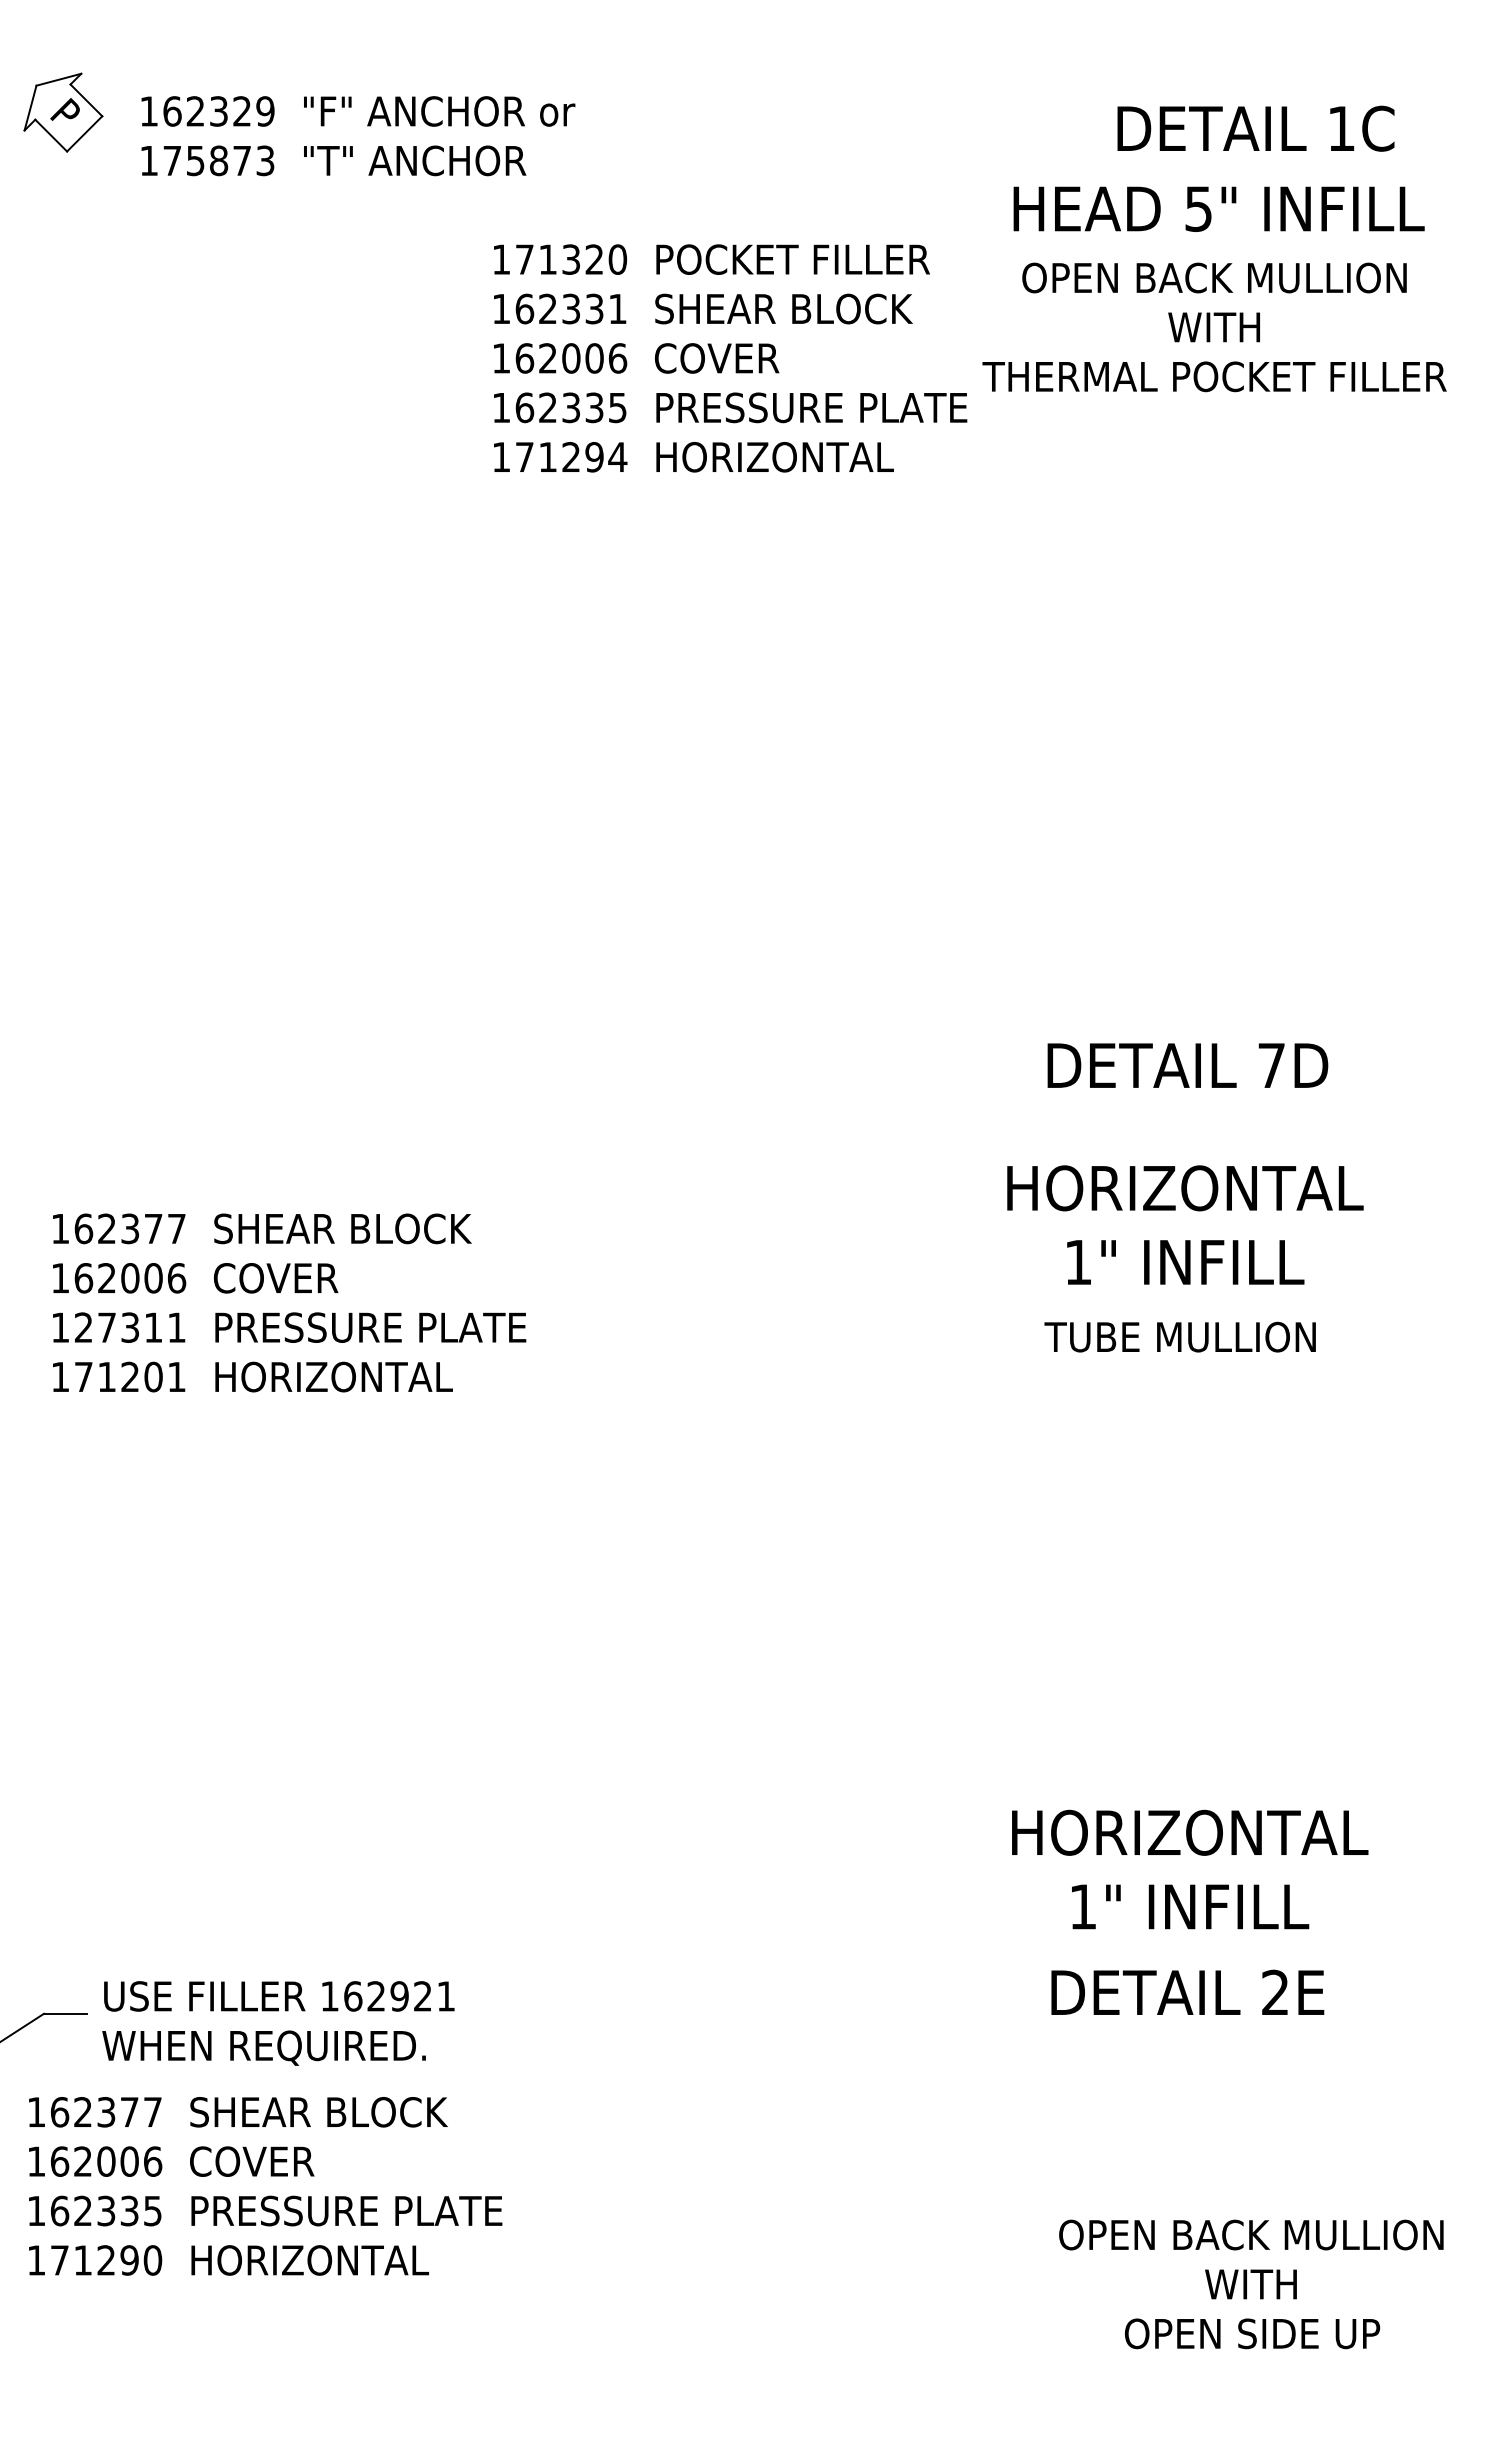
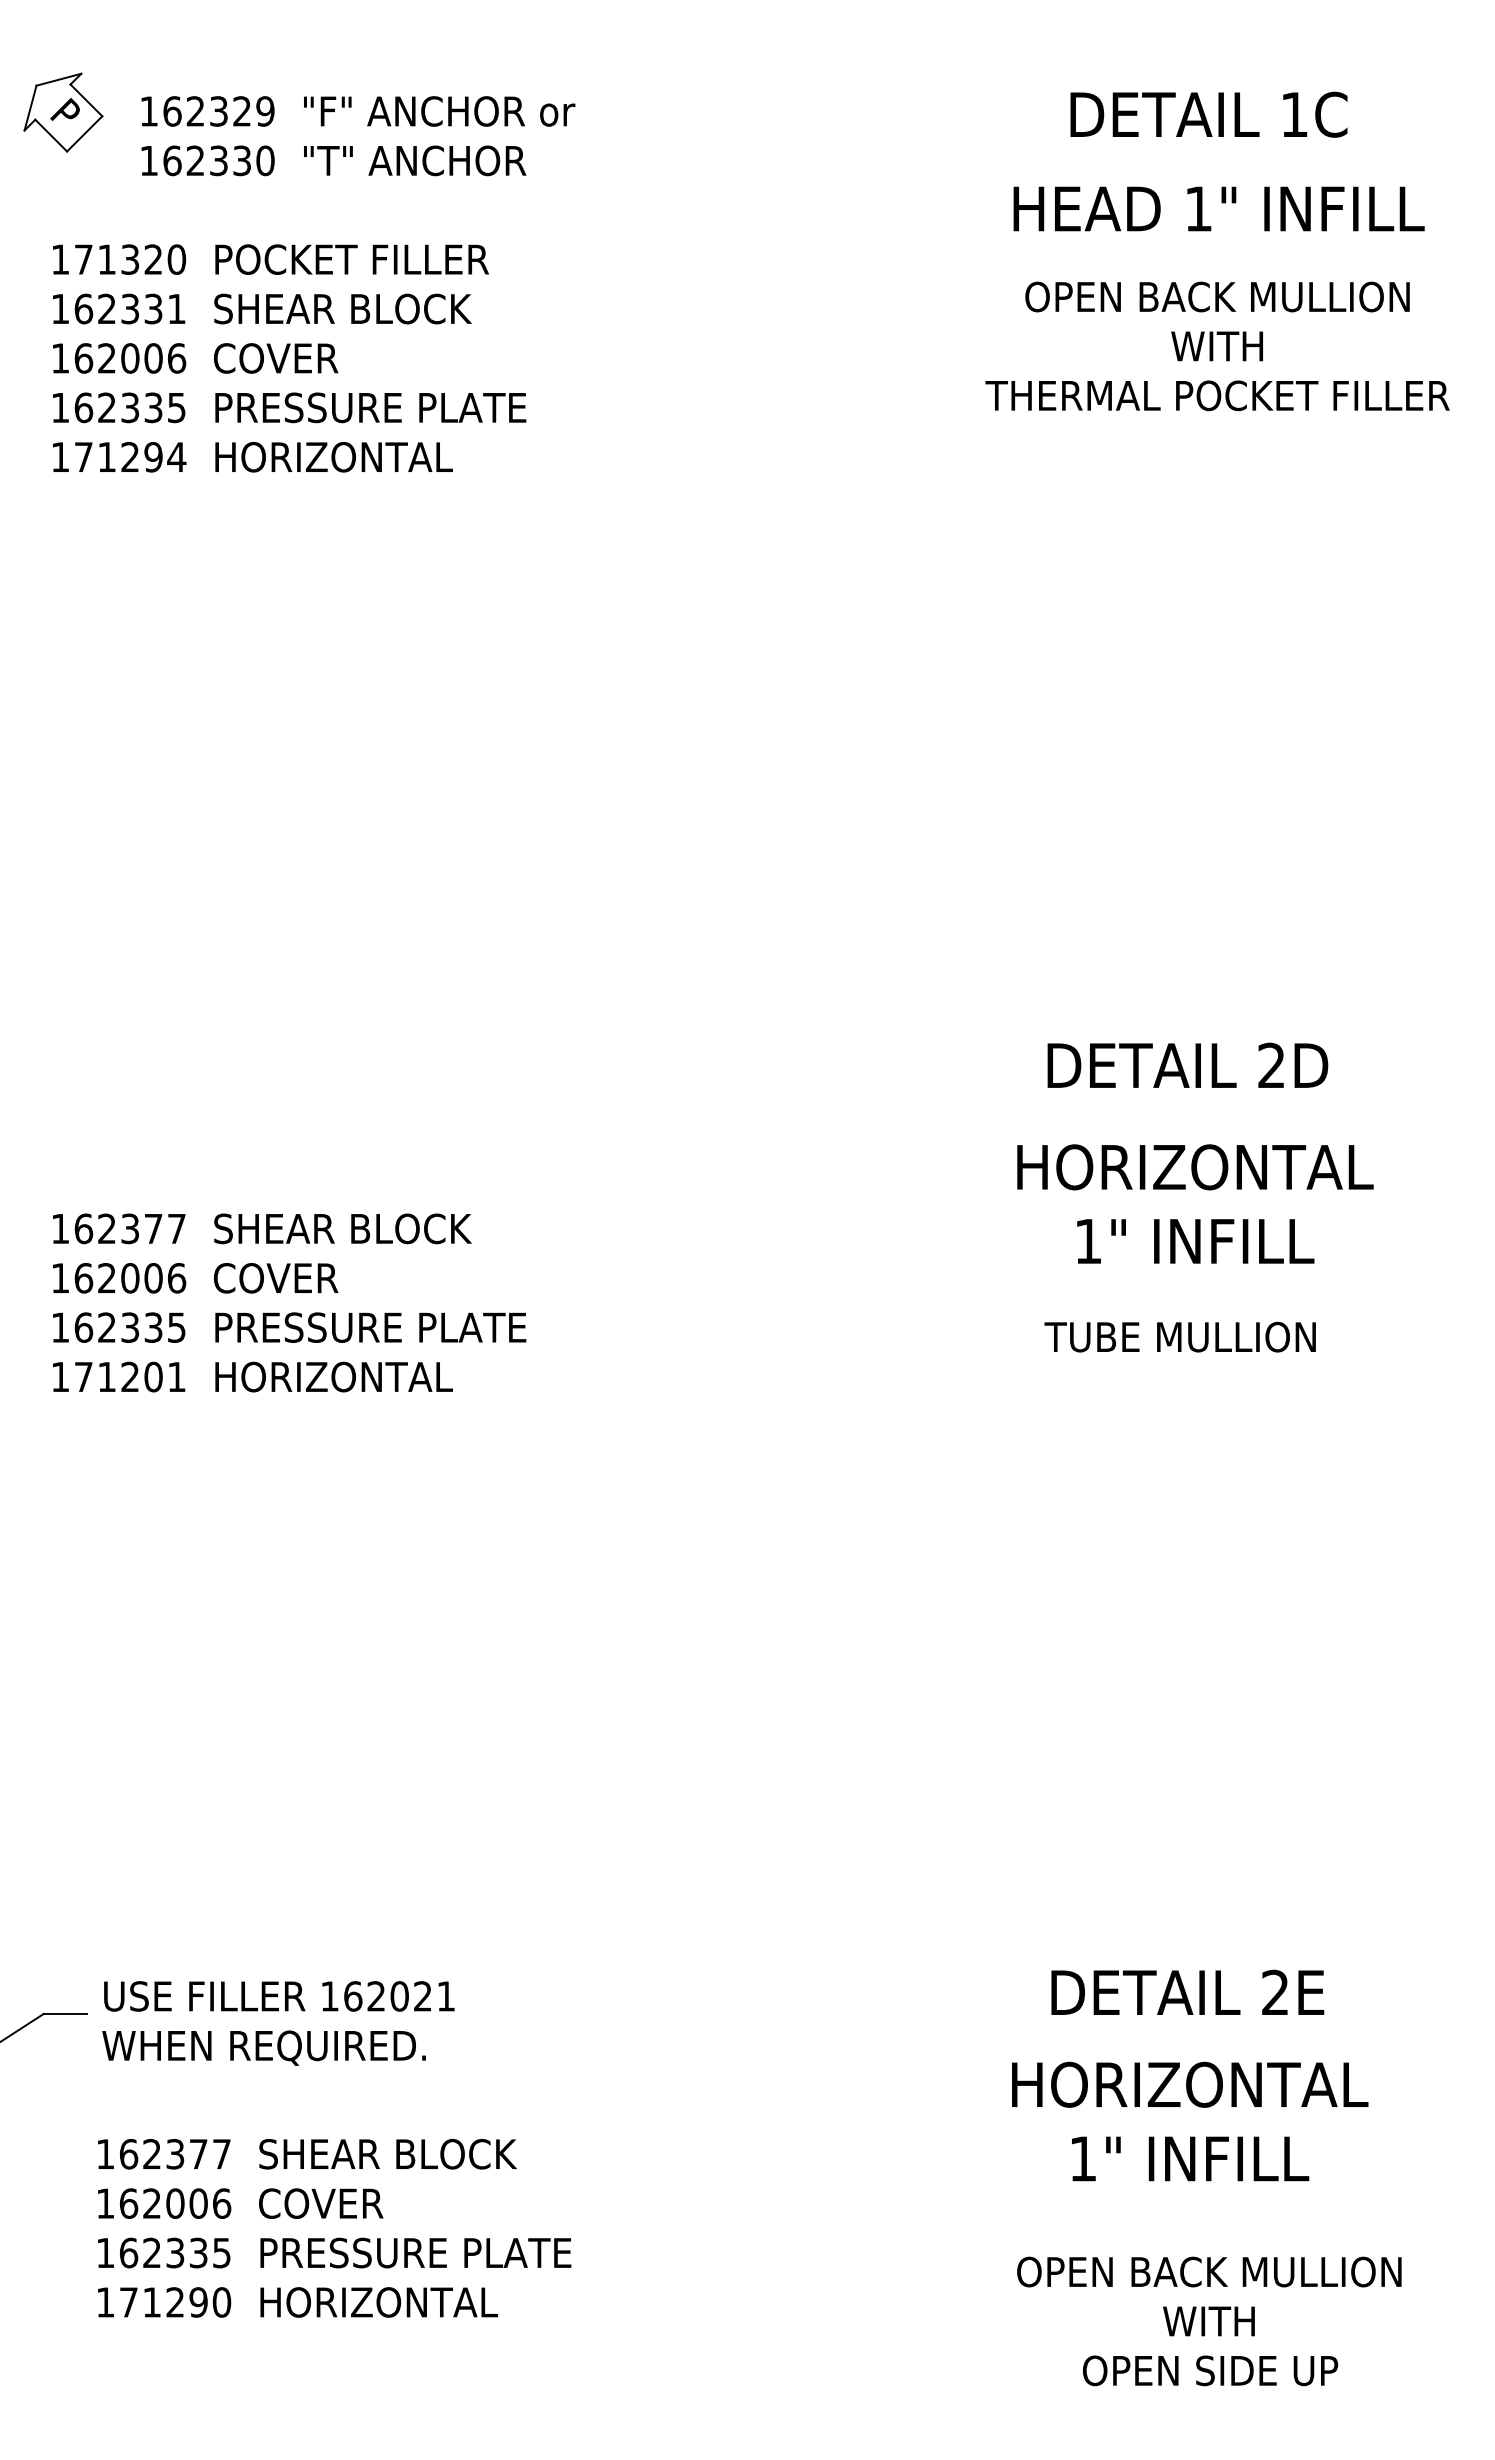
text position: (1255, 128) -> (1208, 114) (1208, 114)
text: 175873 -> 162330 (218, 160)
text: 5" -> 1" (1198, 208)
text position: (1214, 327) -> (1217, 346) (1217, 346)
text position: (730, 358) -> (289, 358) (289, 358)
text: 7D -> 2D (1271, 1064)
text position: (1185, 1224) -> (1195, 1203) (1195, 1203)
text: 127311 -> 162335 (129, 1327)
text position: (1190, 1869) -> (1190, 2121) (1190, 2121)
text: 162921 -> 162021 (399, 1996)
text position: (265, 2186) -> (334, 2228) (334, 2228)
text position: (1251, 2284) -> (1209, 2321) (1209, 2321)
